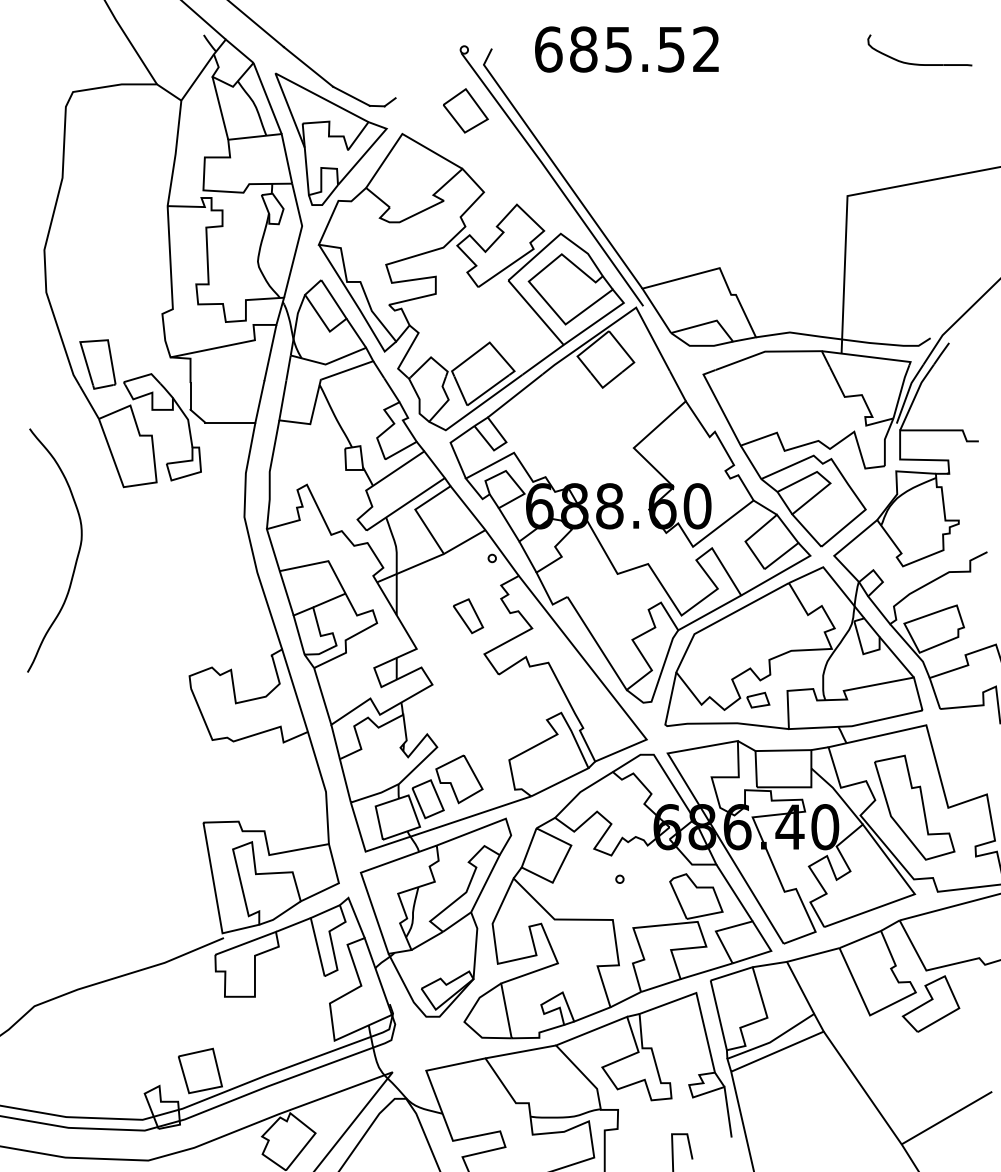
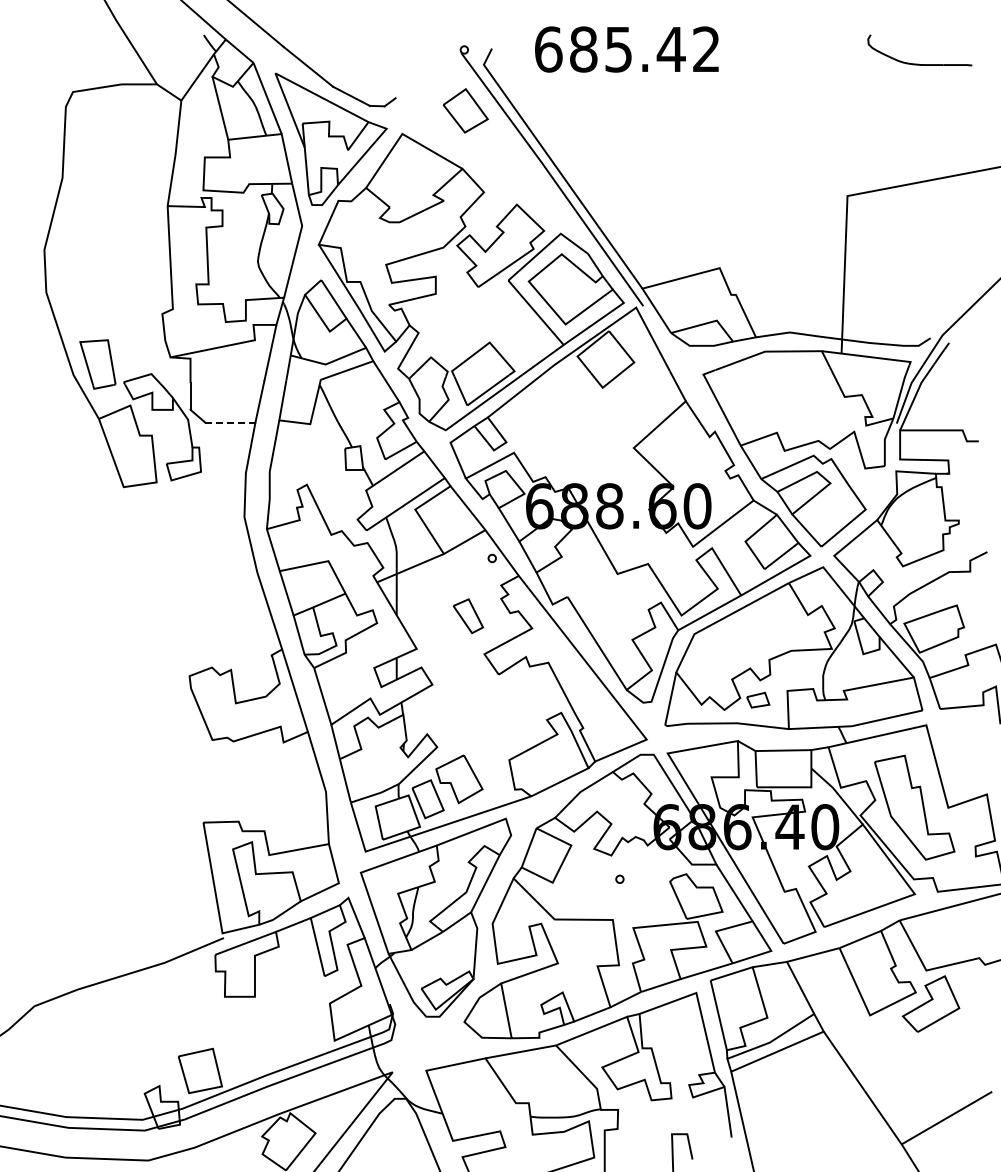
text: 685.52 -> 685.42 (670, 49)
line: solid -> dashed (230, 422)
curve: present -> none (76, 556)
